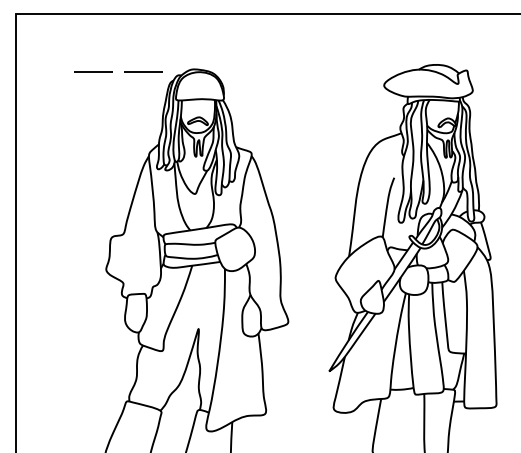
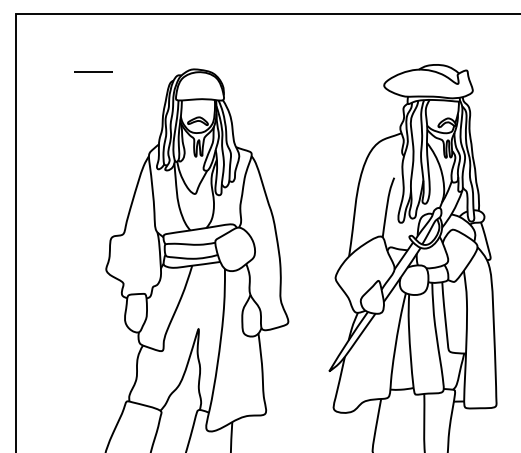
line: present -> none (143, 71)
